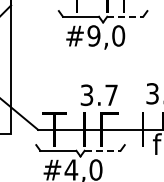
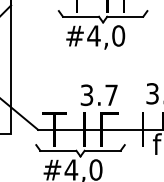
line: dashed -> solid (125, 16)
text: #9,0 -> #4,0 (93, 35)
line: dashed -> solid (103, 150)
